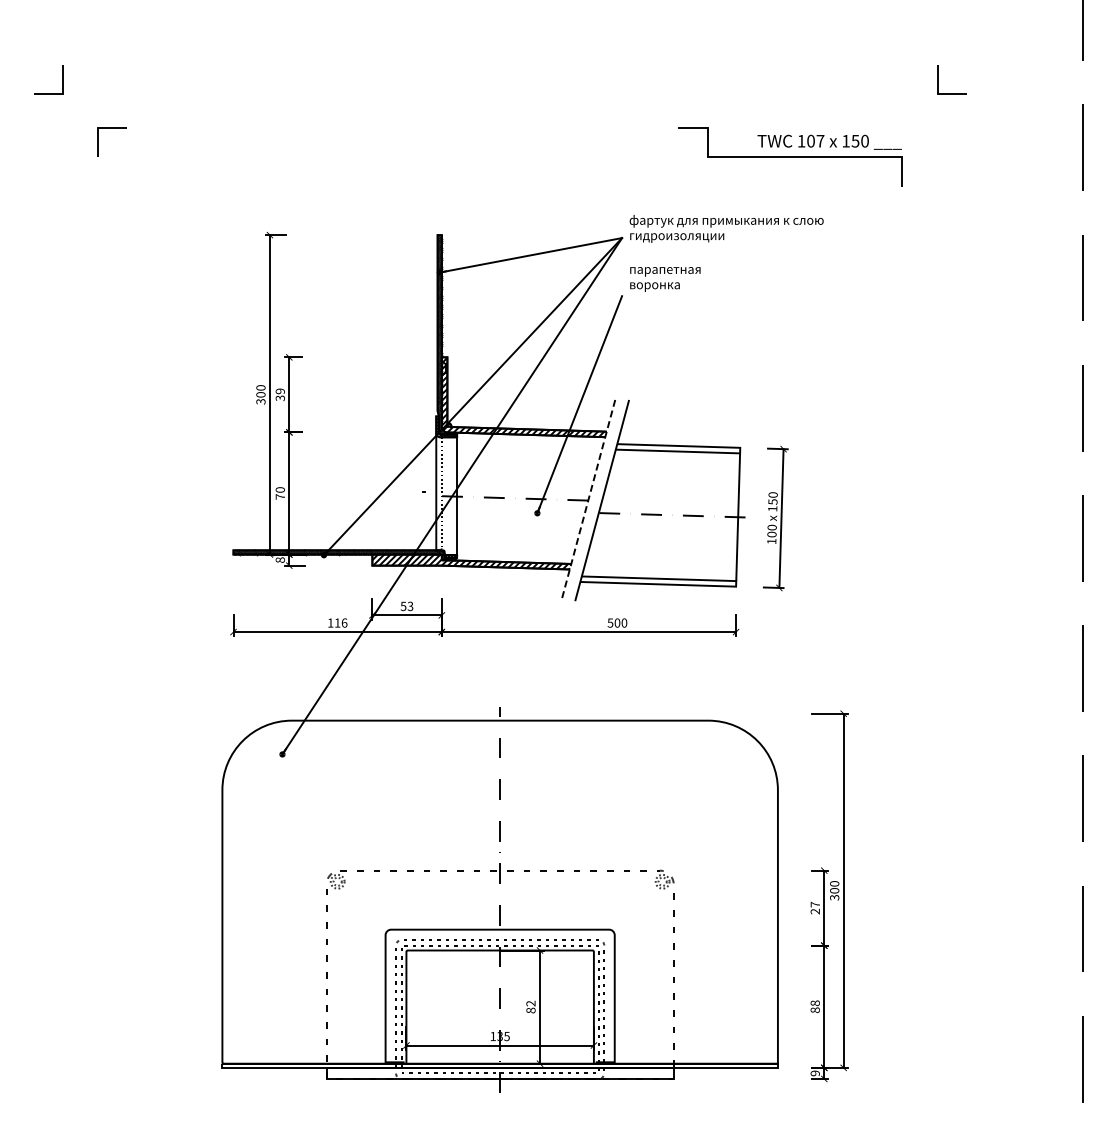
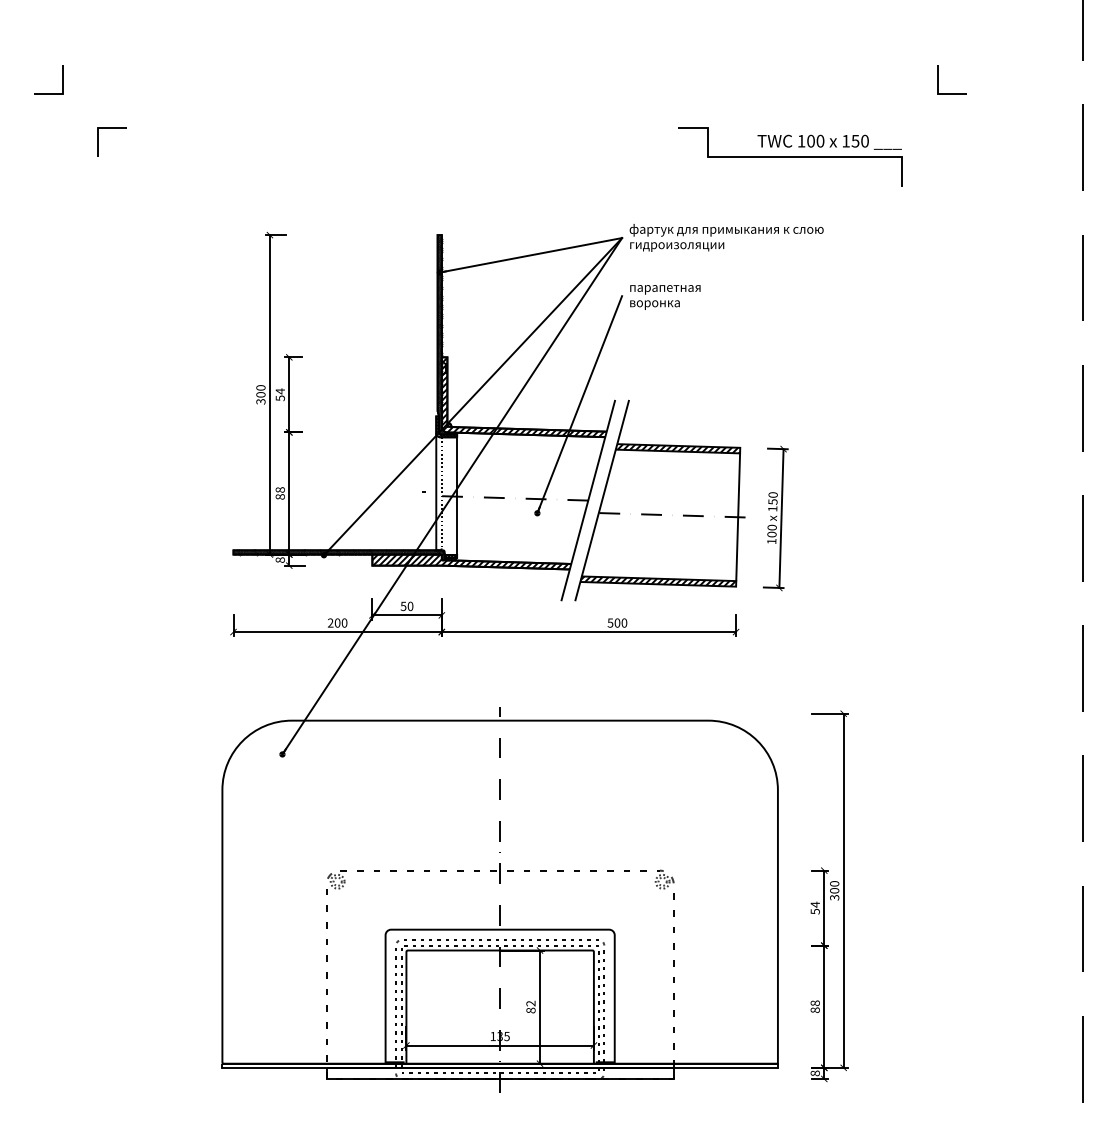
text: 107 -> 100 (820, 140)
text position: (726, 228) -> (726, 237) (726, 237)
text position: (665, 279) -> (665, 297) (665, 297)
text: 39 -> 54 (279, 394)
hatch: none -> present (678, 448)
text: 70 -> 88 (279, 493)
line: dashed -> solid (588, 501)
hatch: none -> present (657, 581)
text: 53 -> 50 (410, 605)
text: 116 -> 200 (337, 622)
text: 27 -> 54 (814, 907)
text: 9 -> 8 (814, 1073)
